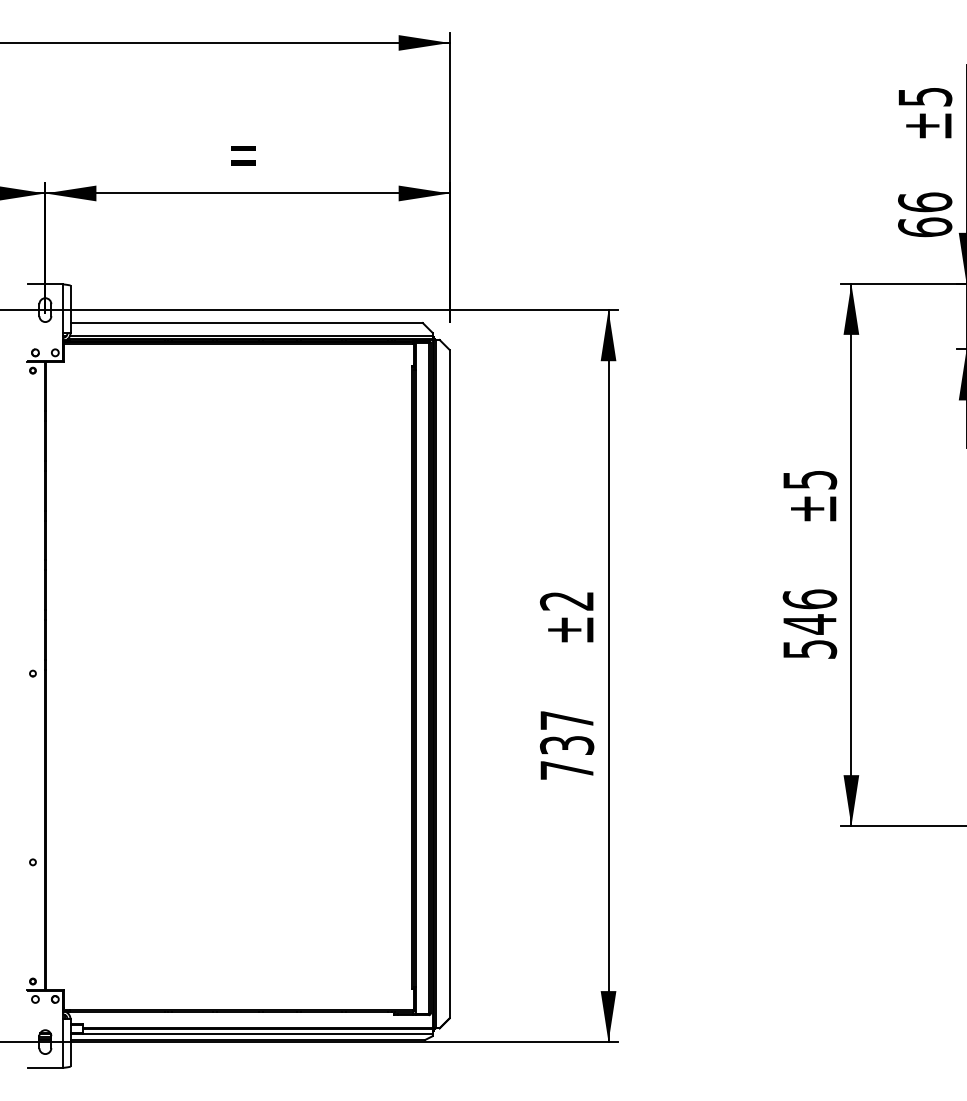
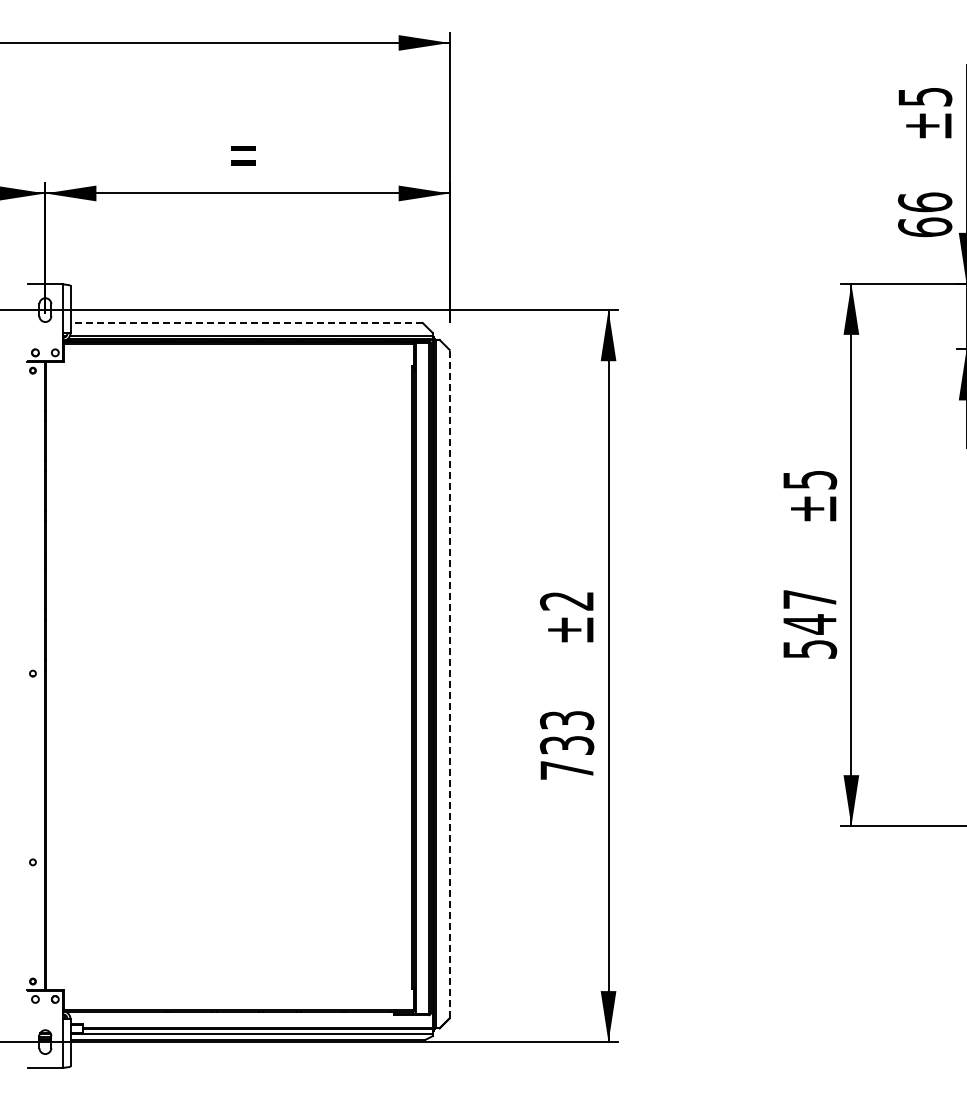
line: solid -> dashed (246, 323)
text: 546 -> 547 (809, 599)
line: solid -> dashed (449, 683)
text: 737 -> 733 (566, 720)
